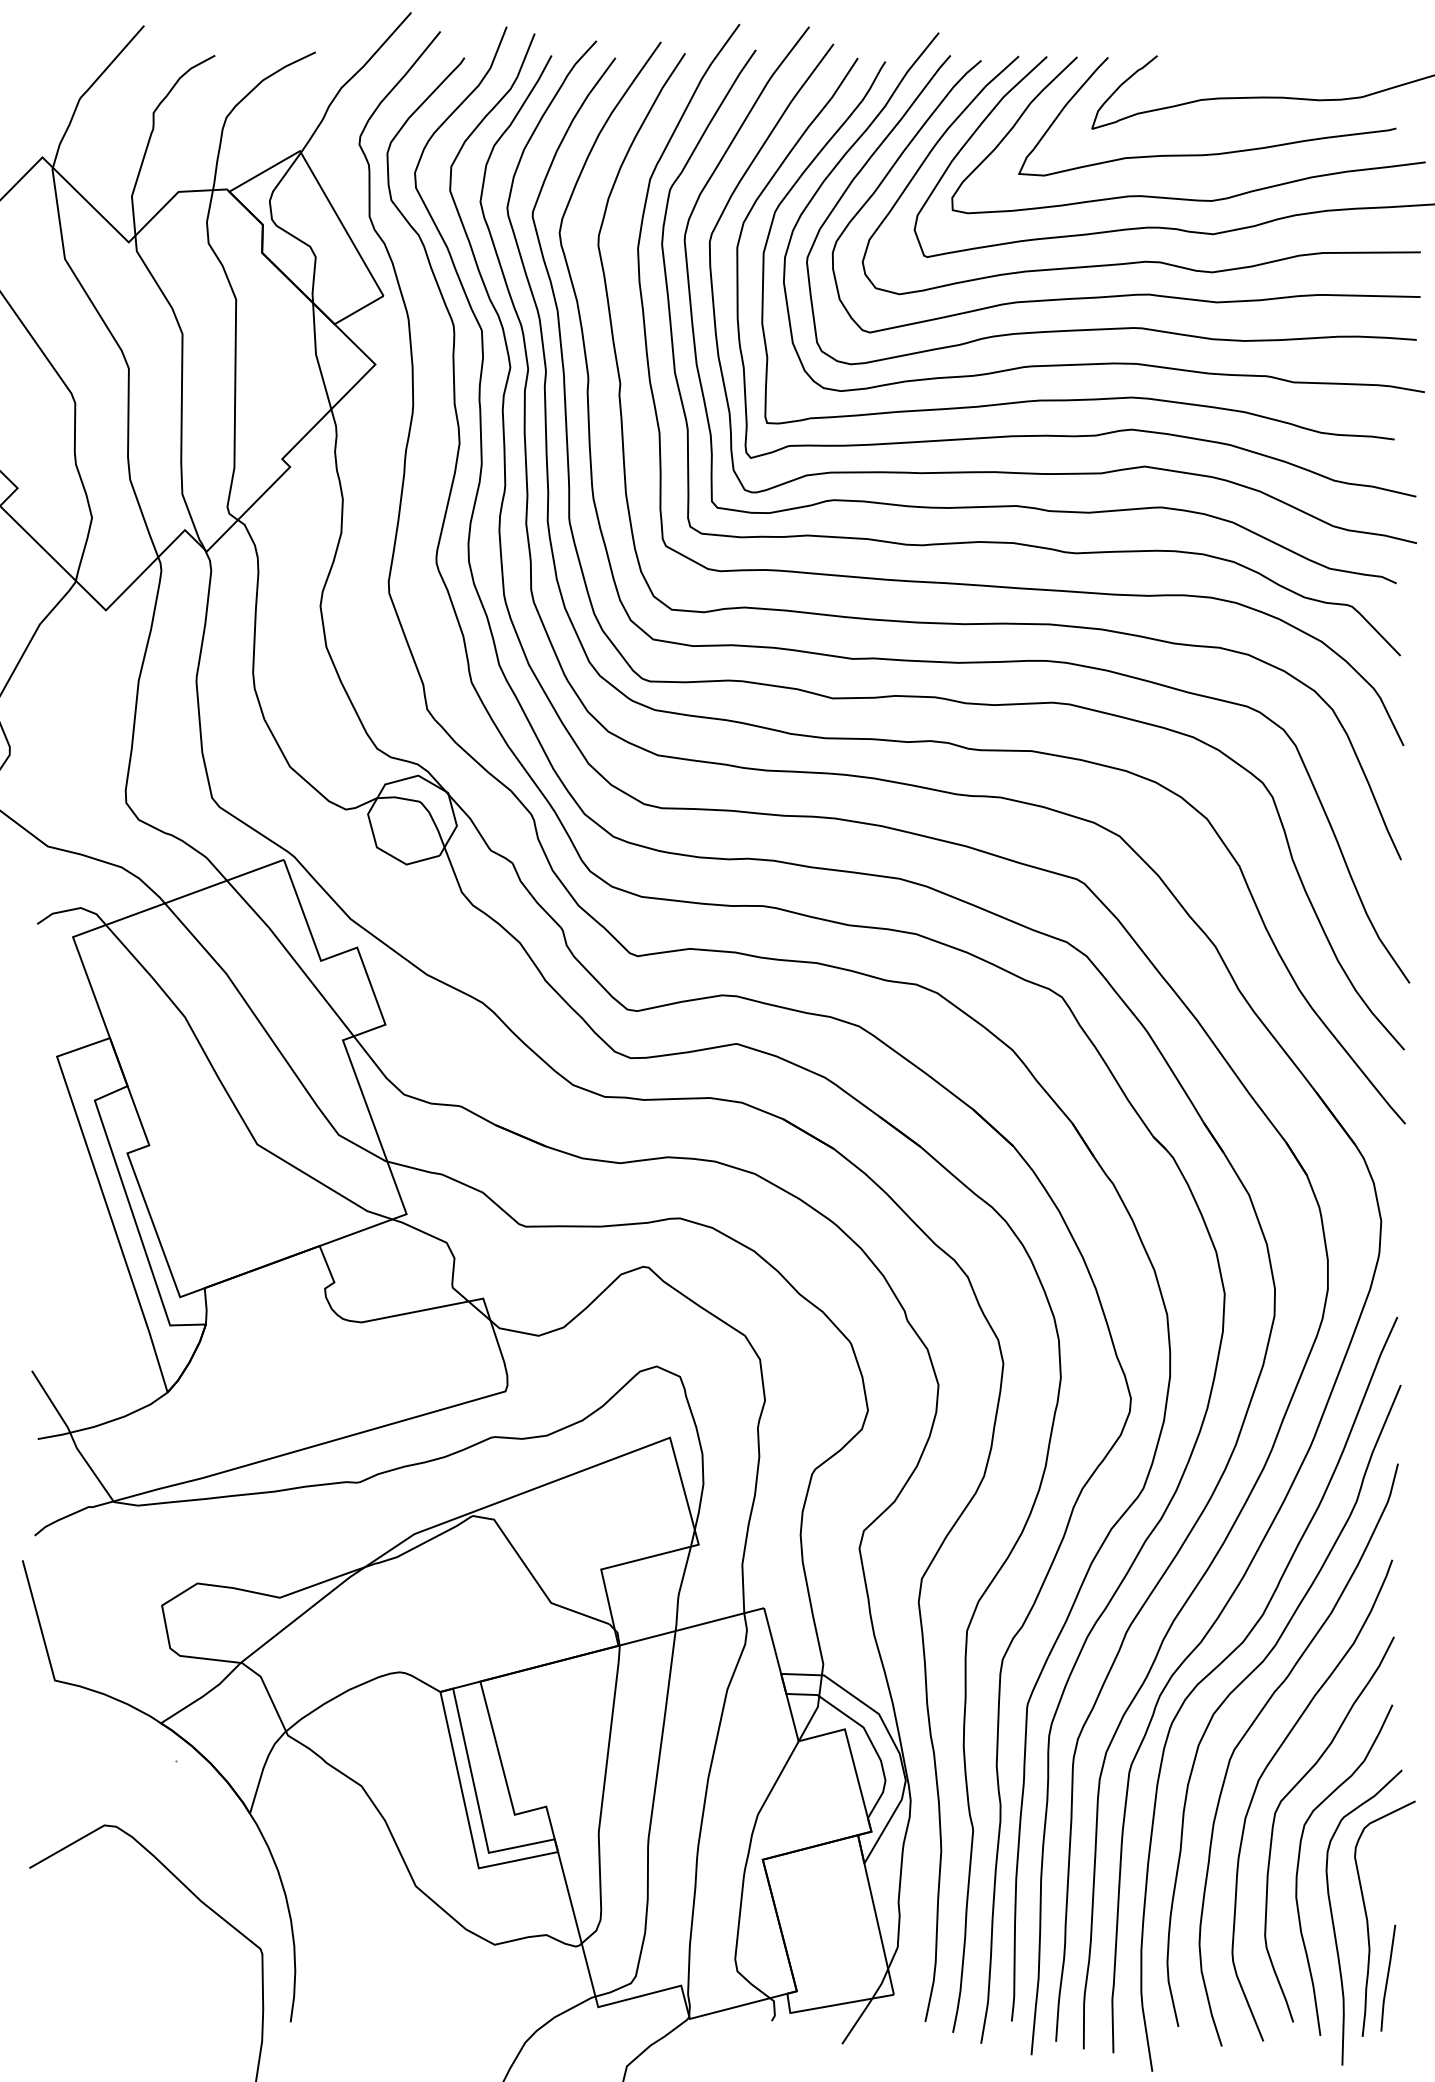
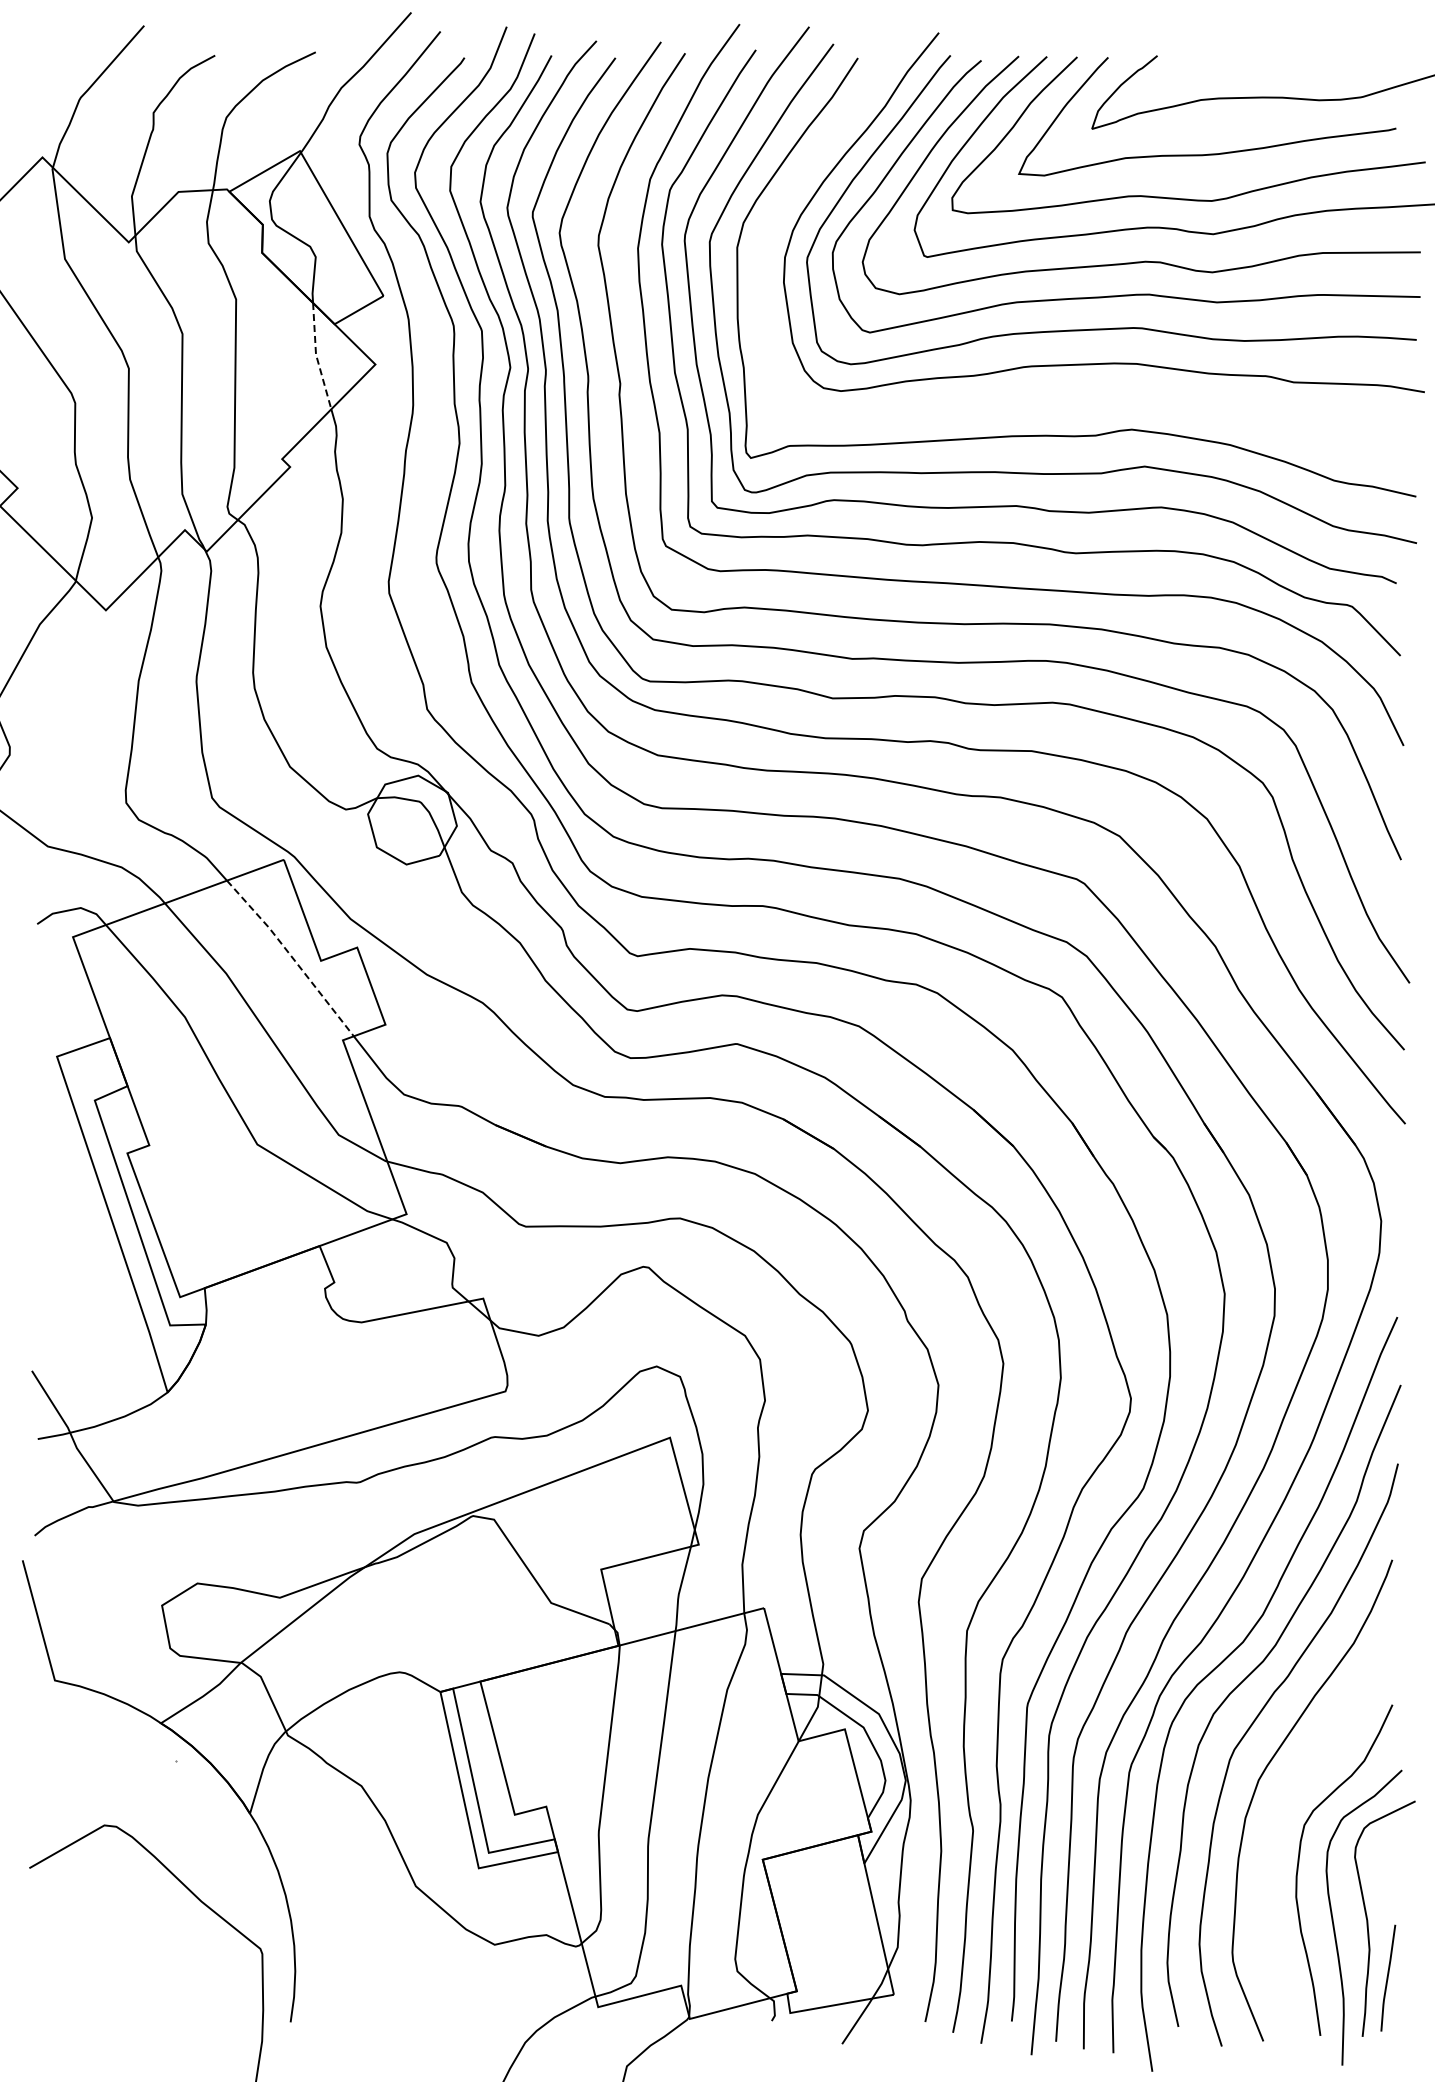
line: solid -> dashed (316, 356)
curve: present -> none (1083, 398)
line: solid -> dashed (291, 956)
curve: present -> none (1291, 1791)
